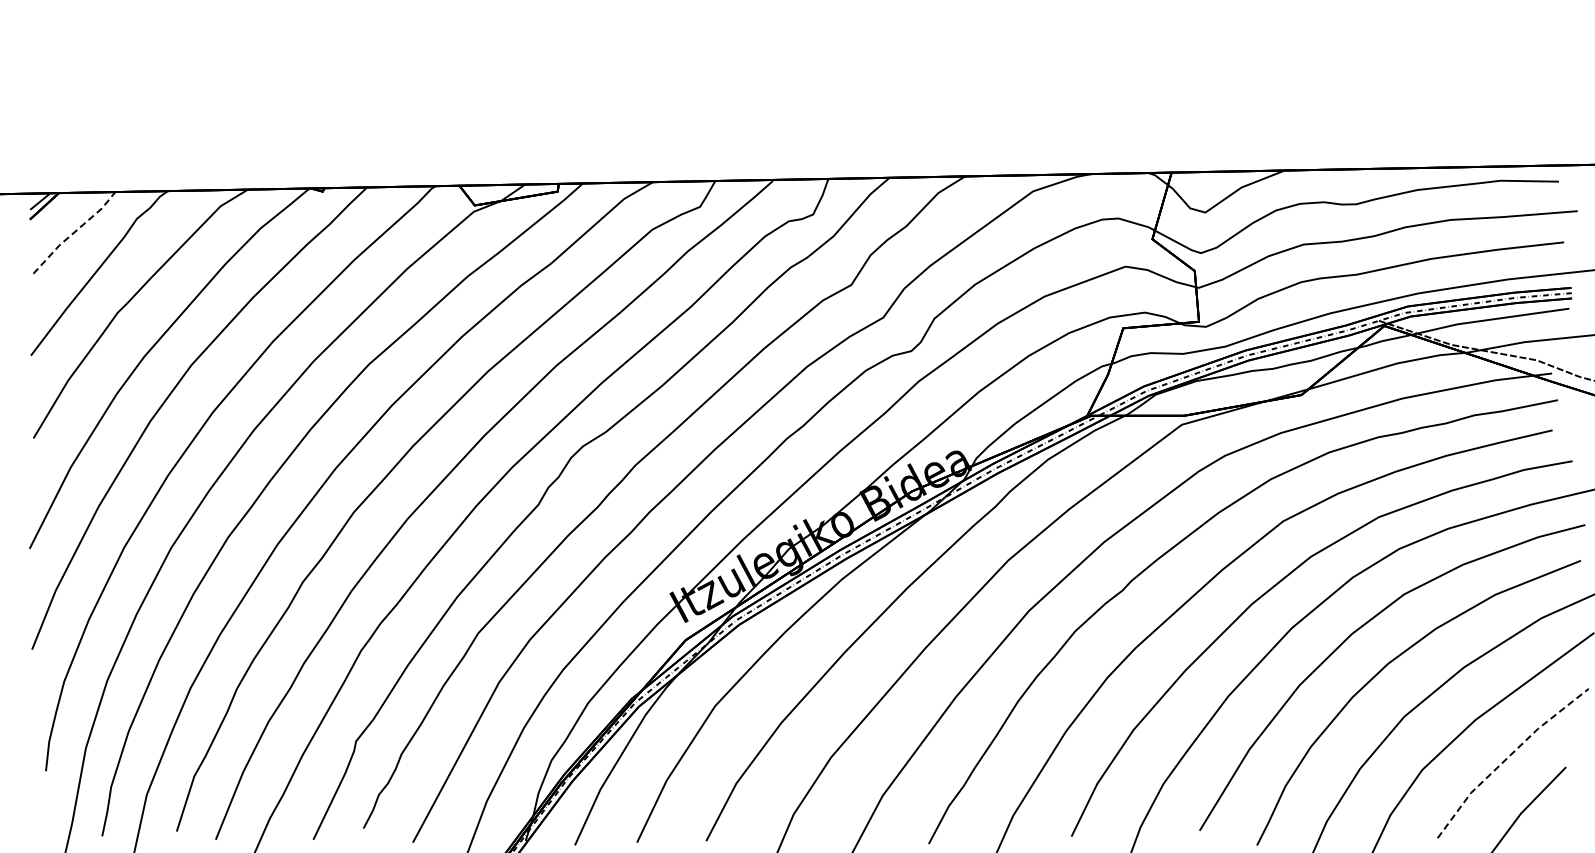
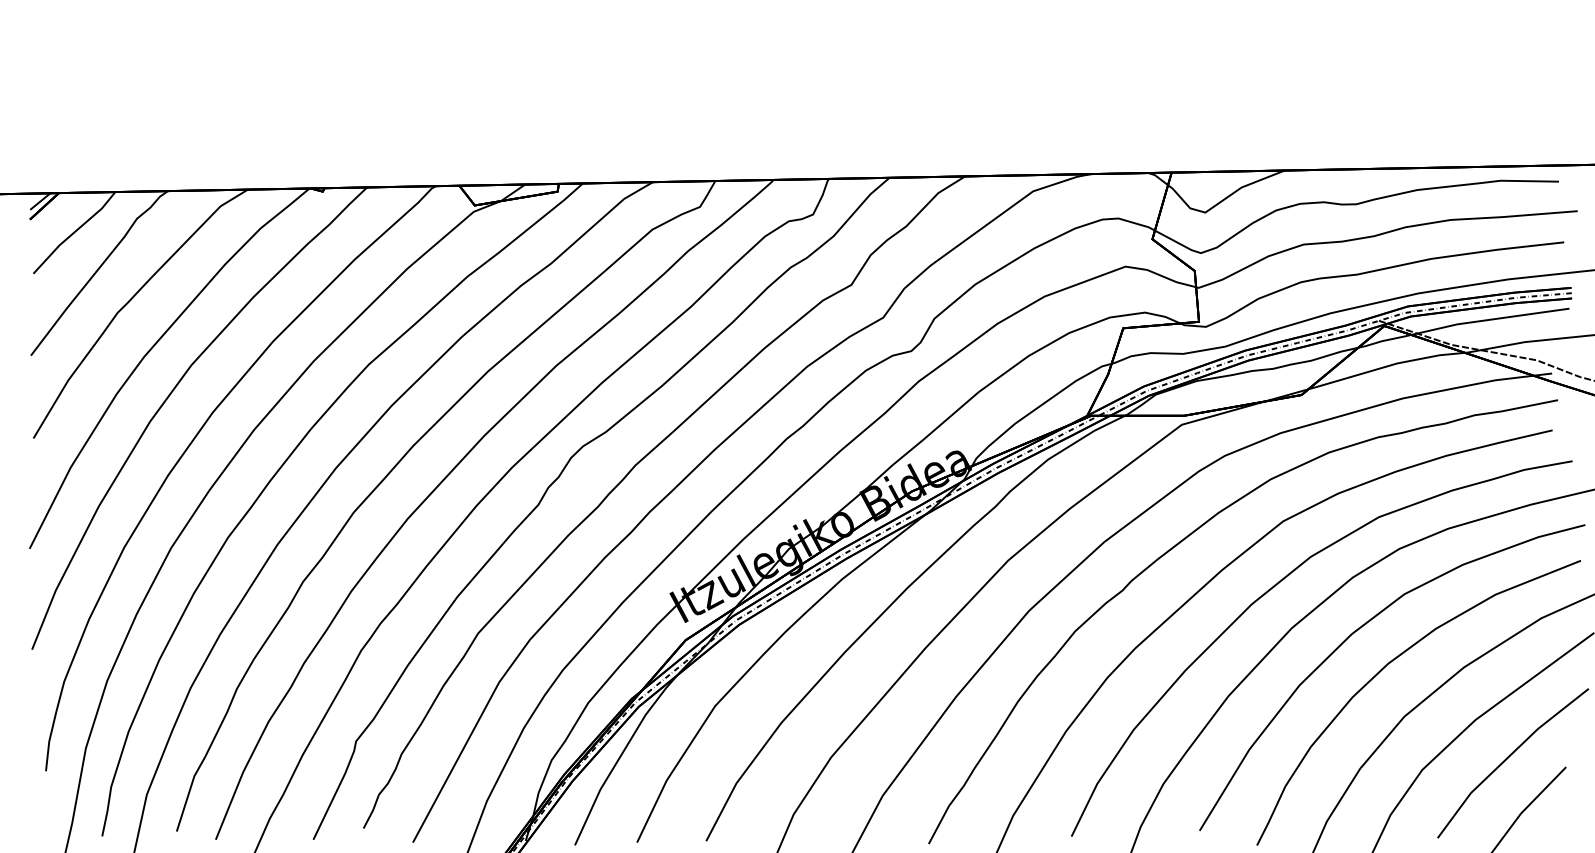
line: dashed -> solid (74, 232)
line: dashed -> solid (1507, 757)
